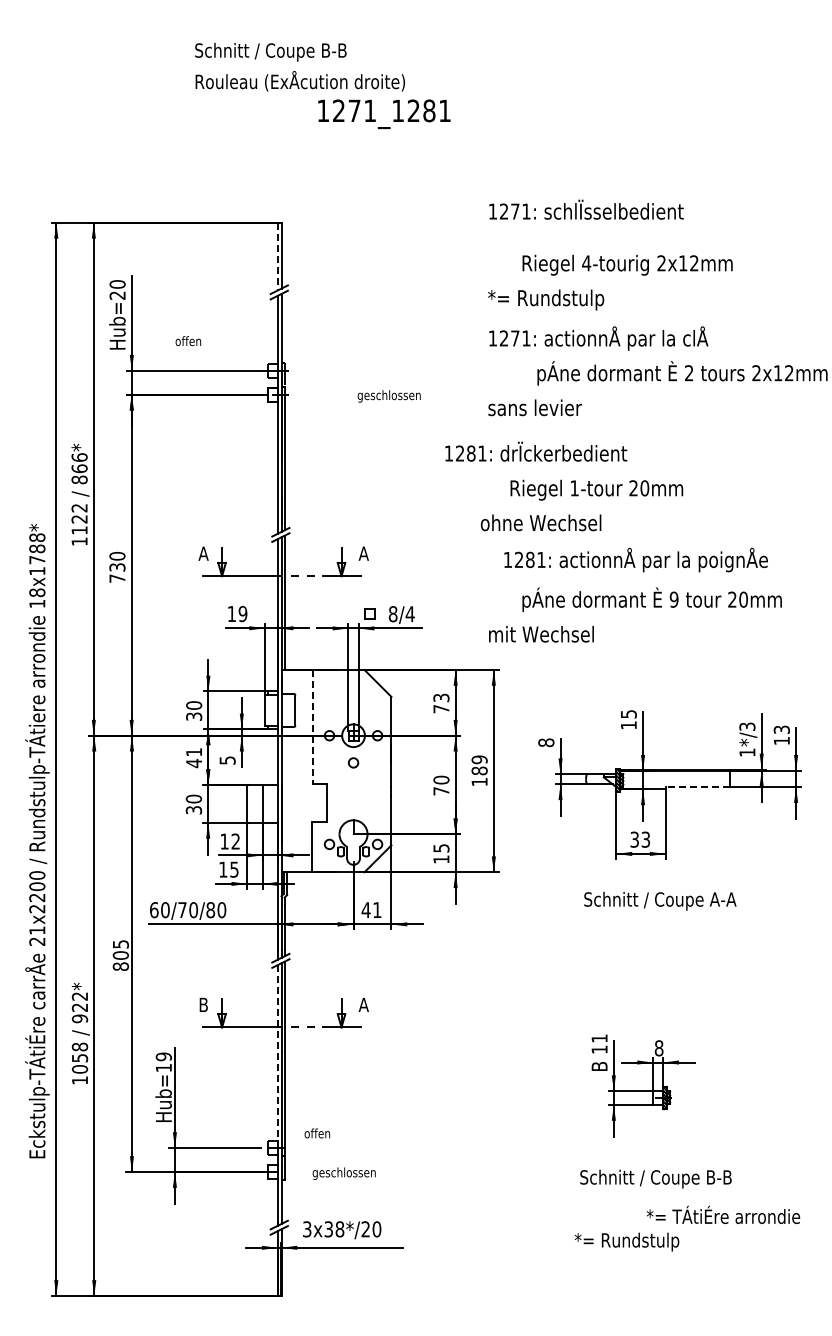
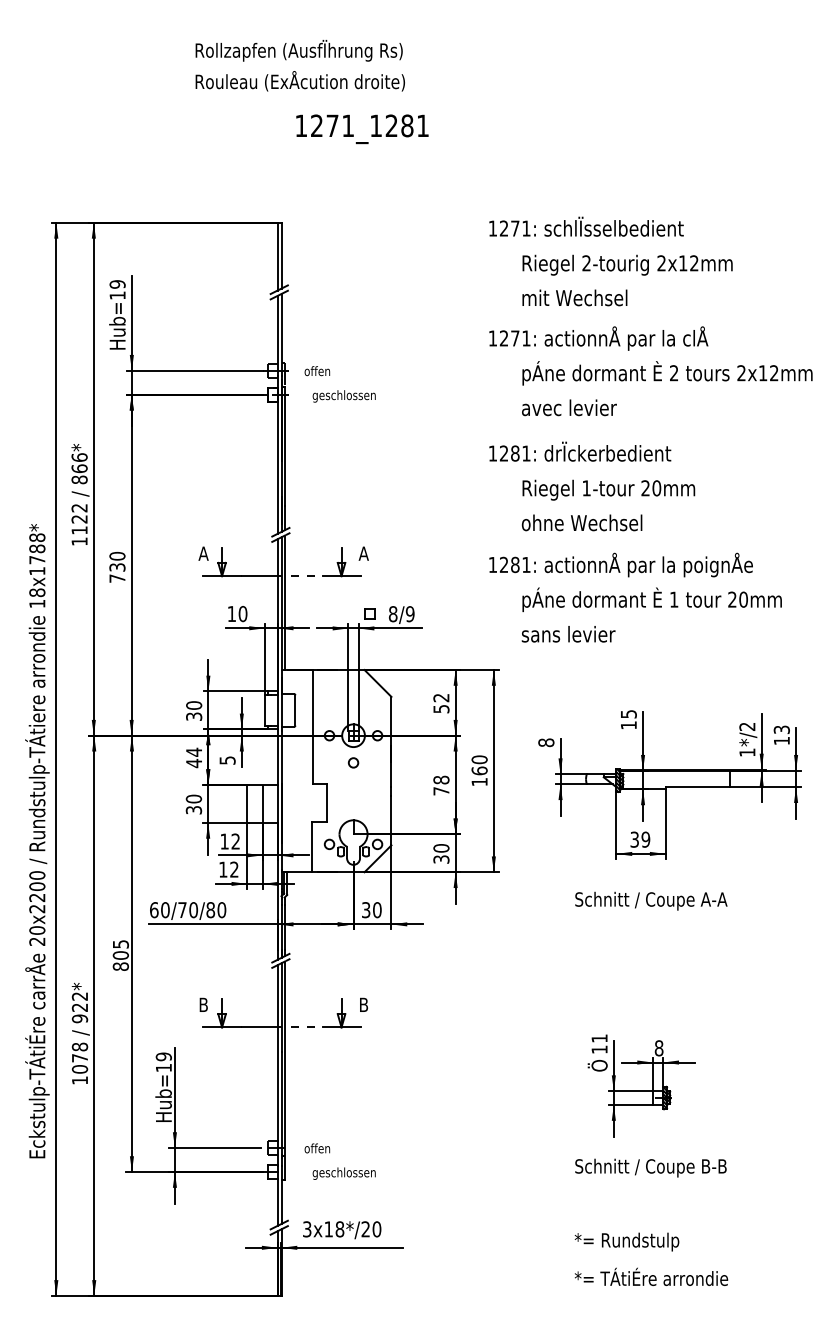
text: Schnitt / Coupe B-B -> Rollzapfen (AusfÏhrung Rs) (298, 50)
text position: (384, 114) -> (362, 129) (362, 129)
text position: (586, 209) -> (586, 226) (586, 226)
line: dashed -> solid (277, 256)
text: 4-tourig -> 2-tourig (586, 263)
text: Hub=20 -> Hub=19 (117, 289)
text: *= Rundstulp -> mit Wechsel (557, 299)
text position: (188, 341) -> (317, 371) (317, 371)
text position: (682, 373) -> (667, 373) (667, 373)
text position: (388, 396) -> (343, 396) (343, 396)
text: sans levier -> avec levier (552, 407)
text position: (536, 451) -> (580, 451) (580, 451)
text position: (596, 489) -> (608, 489) (608, 489)
text position: (540, 522) -> (581, 522) (581, 522)
text position: (635, 559) -> (620, 564) (620, 564)
text: 9 -> 1 (673, 599)
text: 19 -> 10 (242, 614)
text: 8/4 -> 8/9 (409, 614)
text: mit Wechsel -> sans levier (552, 634)
text: 73 -> 52 (441, 703)
line: dashed -> solid (312, 726)
text: 1*/3 -> 1*/2 (747, 726)
text: 41 -> 44 (193, 751)
text: 189 -> 160 (479, 765)
text: 70 -> 78 (441, 779)
line: dashed -> solid (697, 787)
text: 33 -> 39 (645, 839)
text: 15 -> 30 (441, 853)
text: 15 -> 12 (234, 869)
text position: (660, 900) -> (651, 900) (651, 900)
text: 41 -> 30 (371, 910)
text: 21x2200 -> 20x2200 (37, 930)
text: A -> B (363, 1004)
line: dashed -> solid (277, 1053)
text: 1058 -> 1078 (80, 1058)
text: B -> Ö (597, 1065)
text position: (317, 1133) -> (317, 1148) (317, 1148)
text position: (655, 1178) -> (650, 1167) (650, 1167)
text position: (723, 1214) -> (651, 1276) (651, 1276)
text: 3x38*/20 -> 3x18*/20 (328, 1229)
